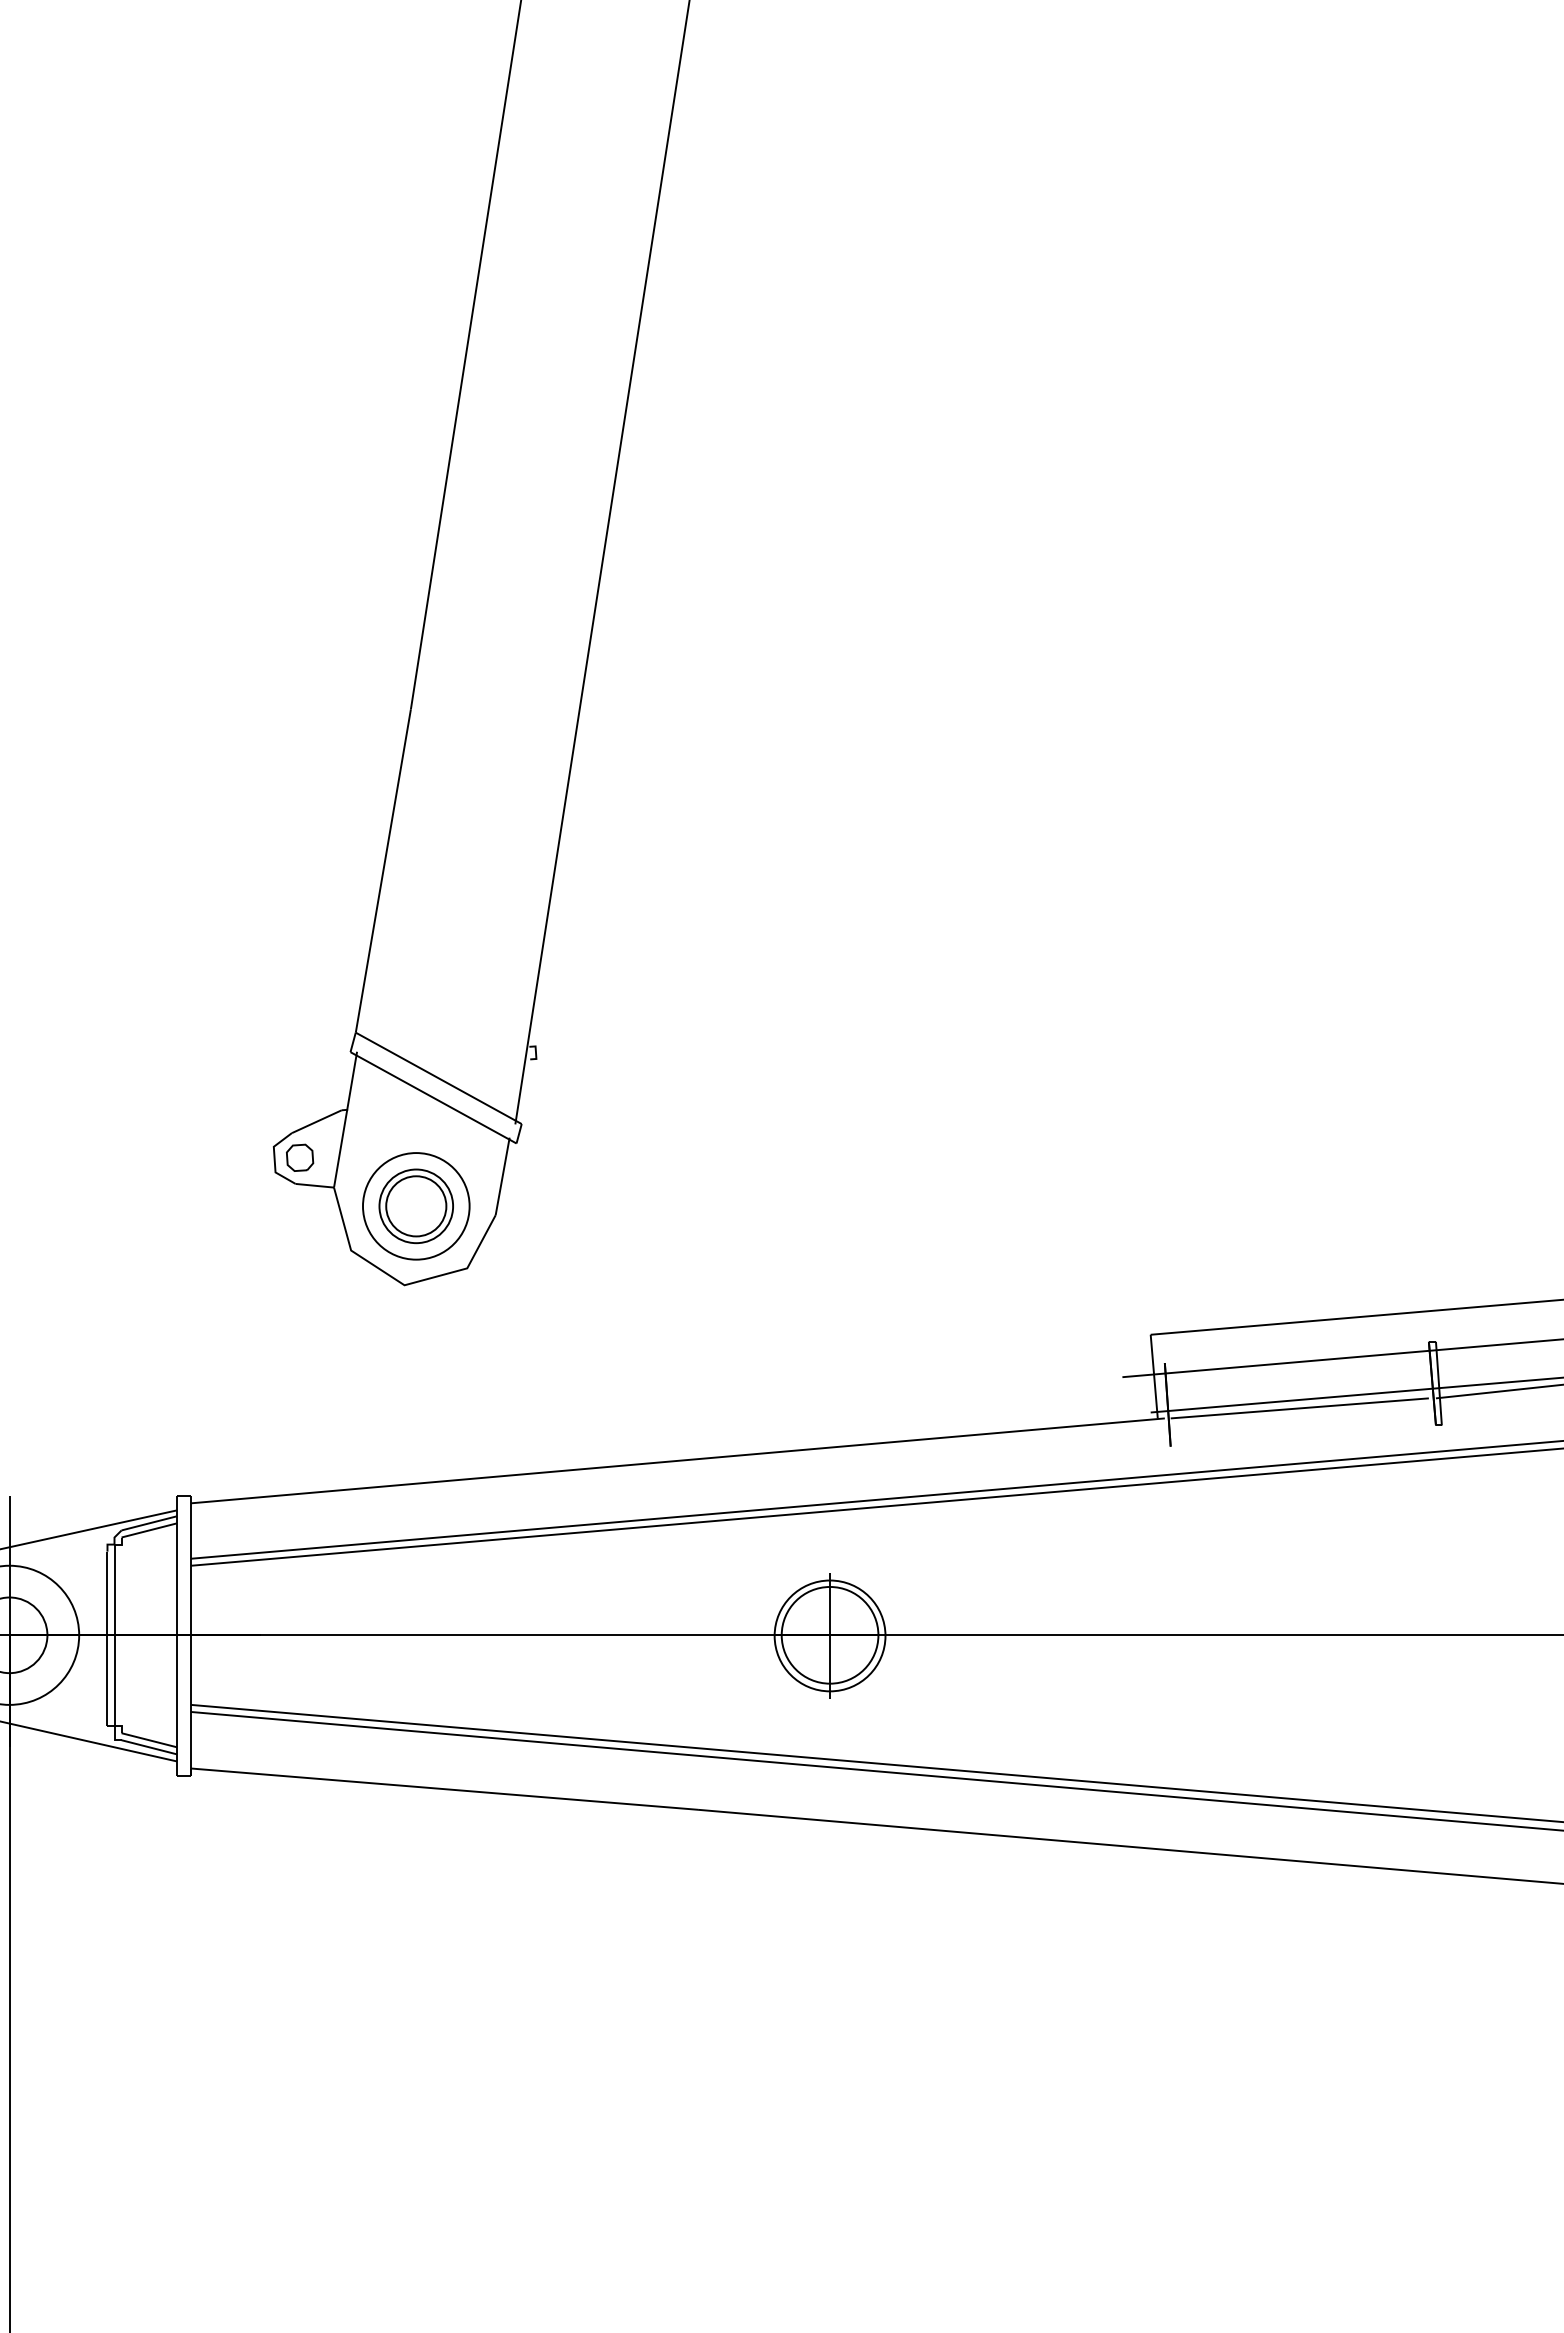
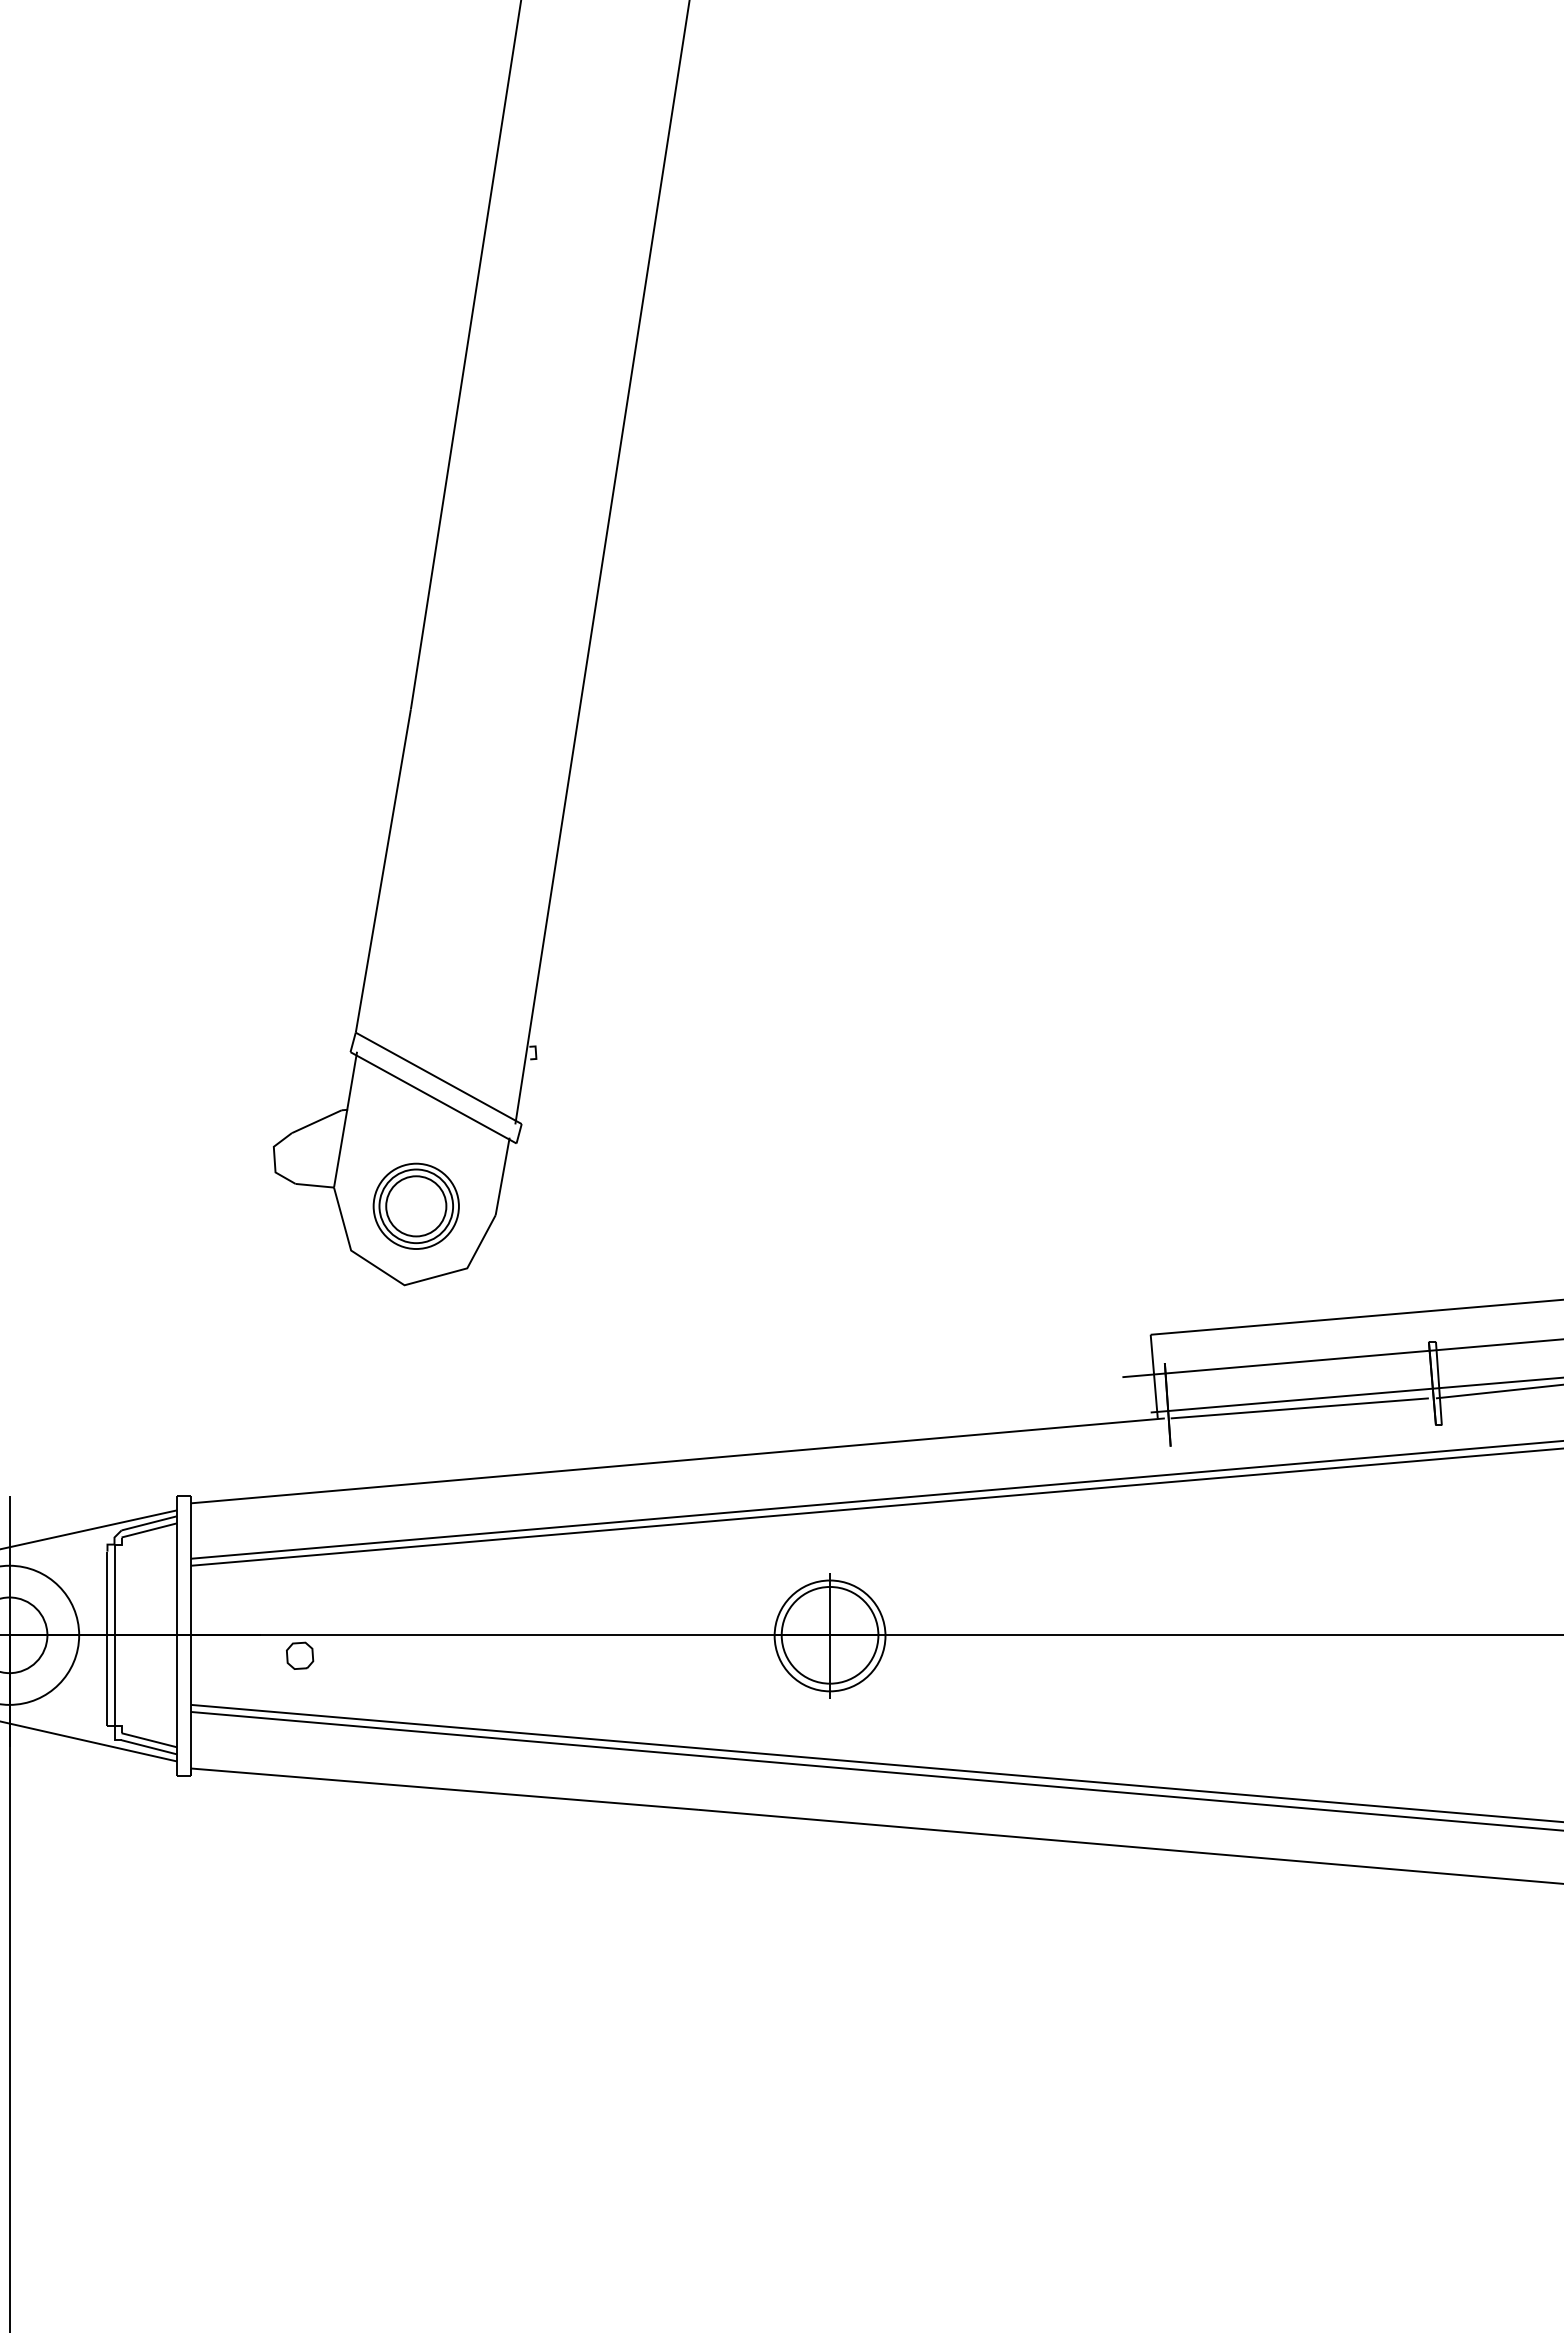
part position: (300, 1157) -> (300, 1655) (300, 1655)
circle diameter: 107 px -> 85 px (415, 1206)
